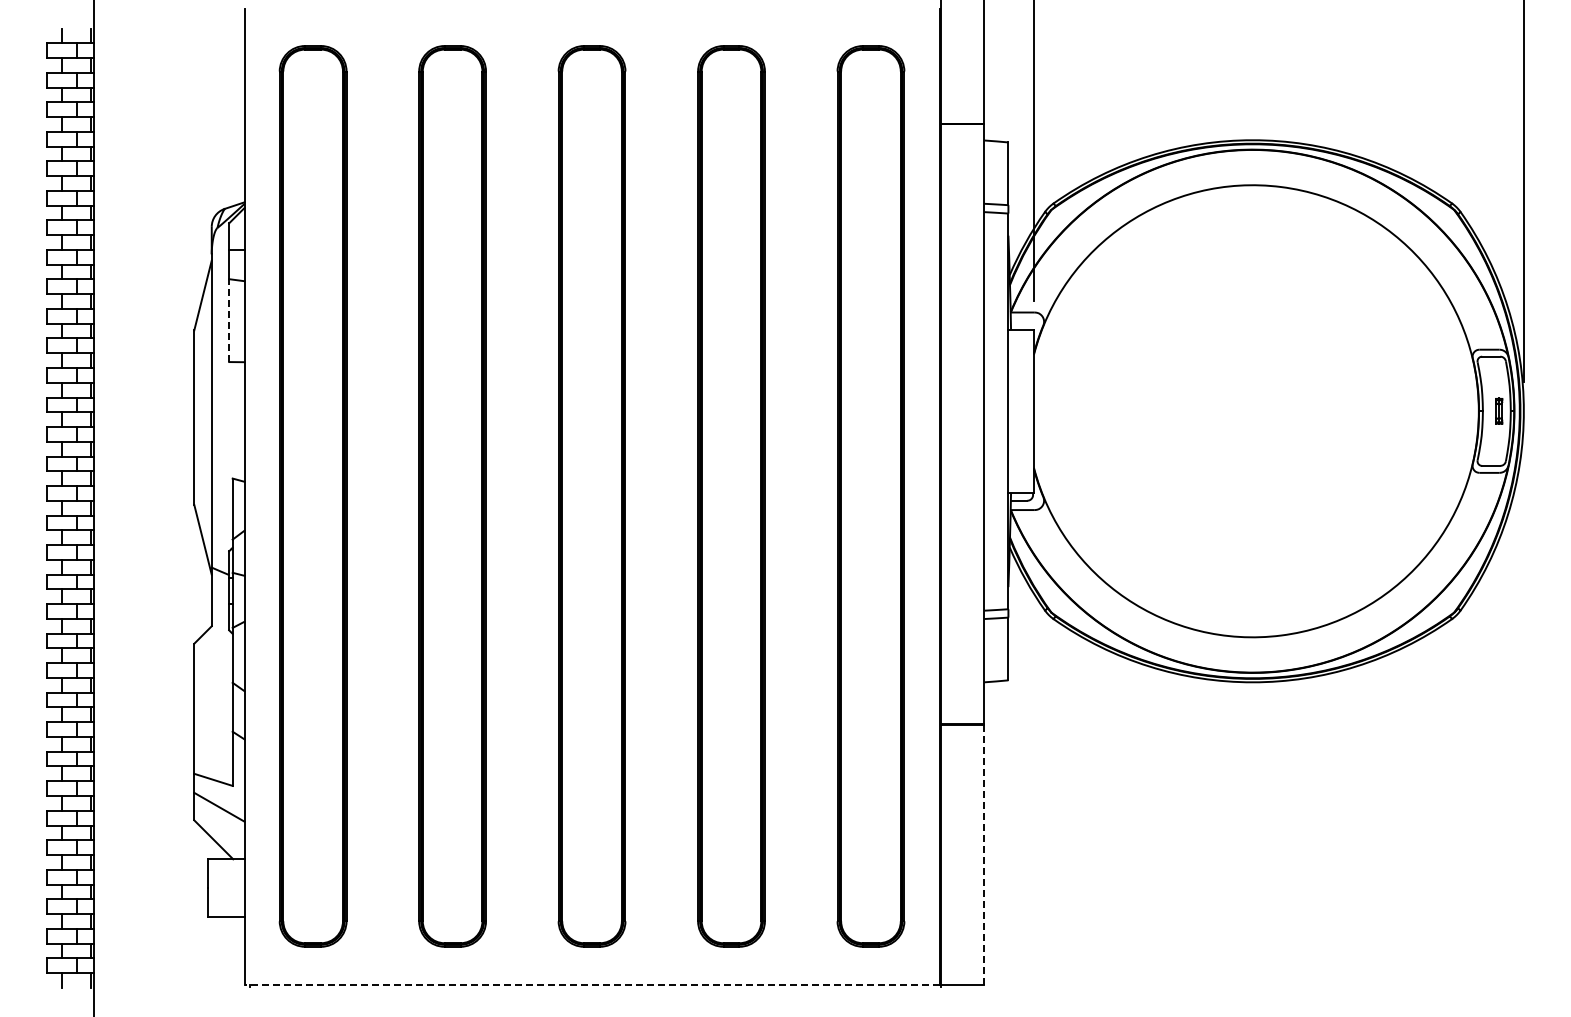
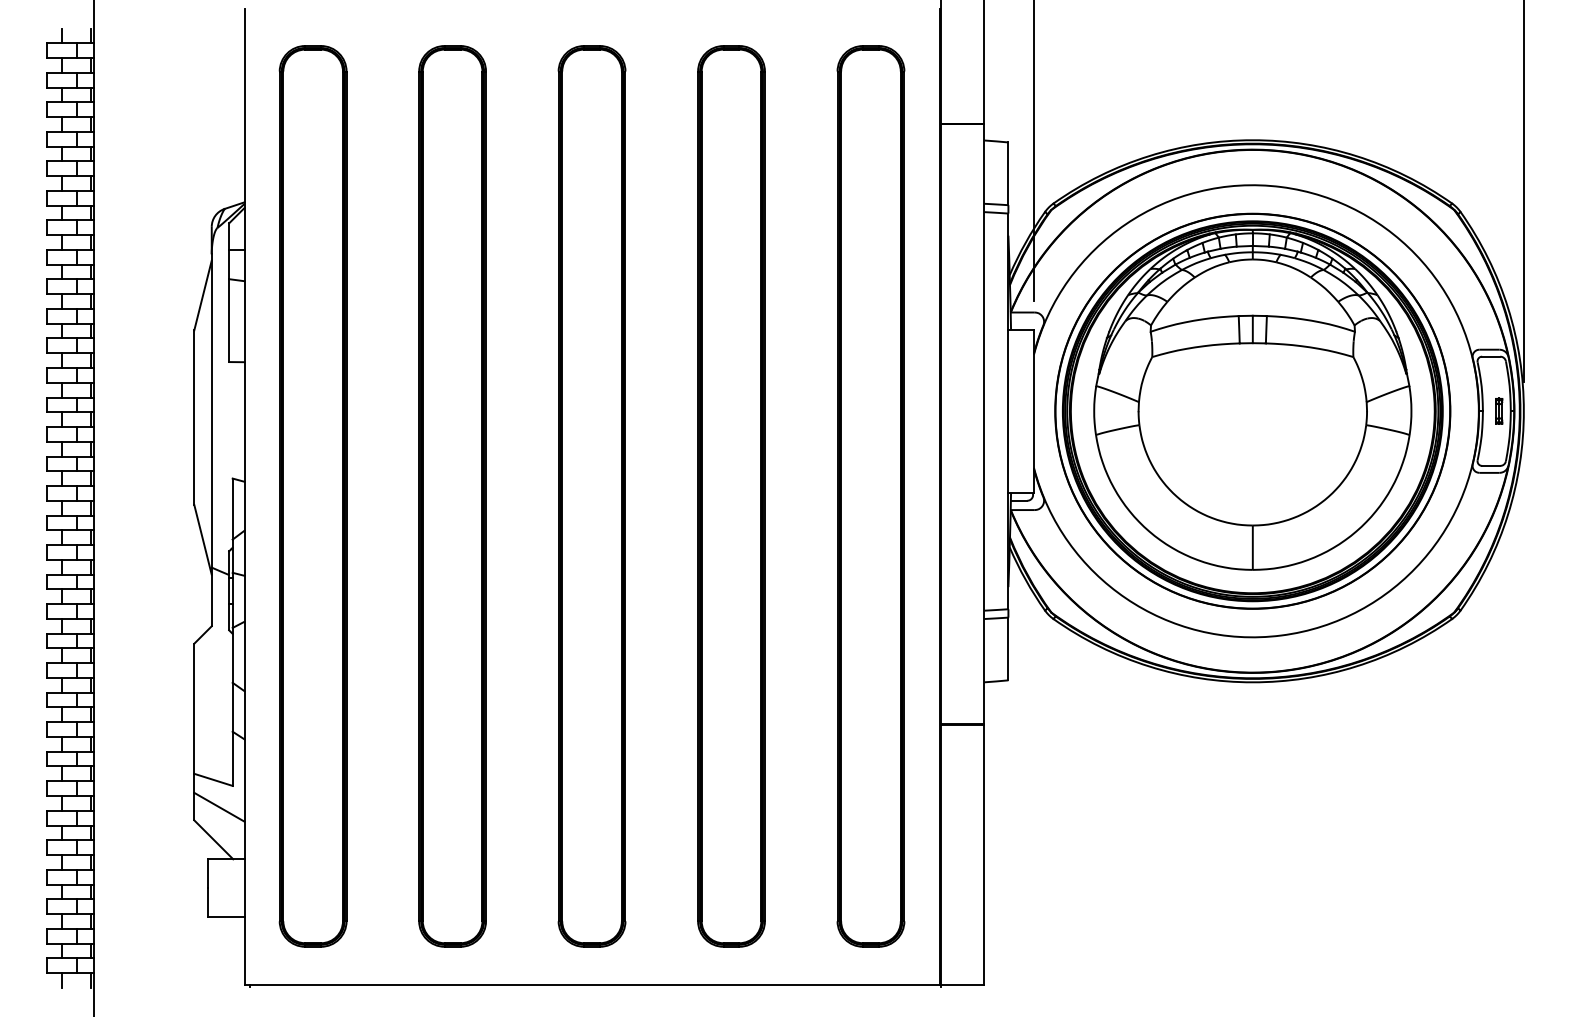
line: dashed -> solid (229, 320)
part: none -> present (1252, 410)
line: dashed -> solid (984, 855)
line: dashed -> solid (591, 985)
